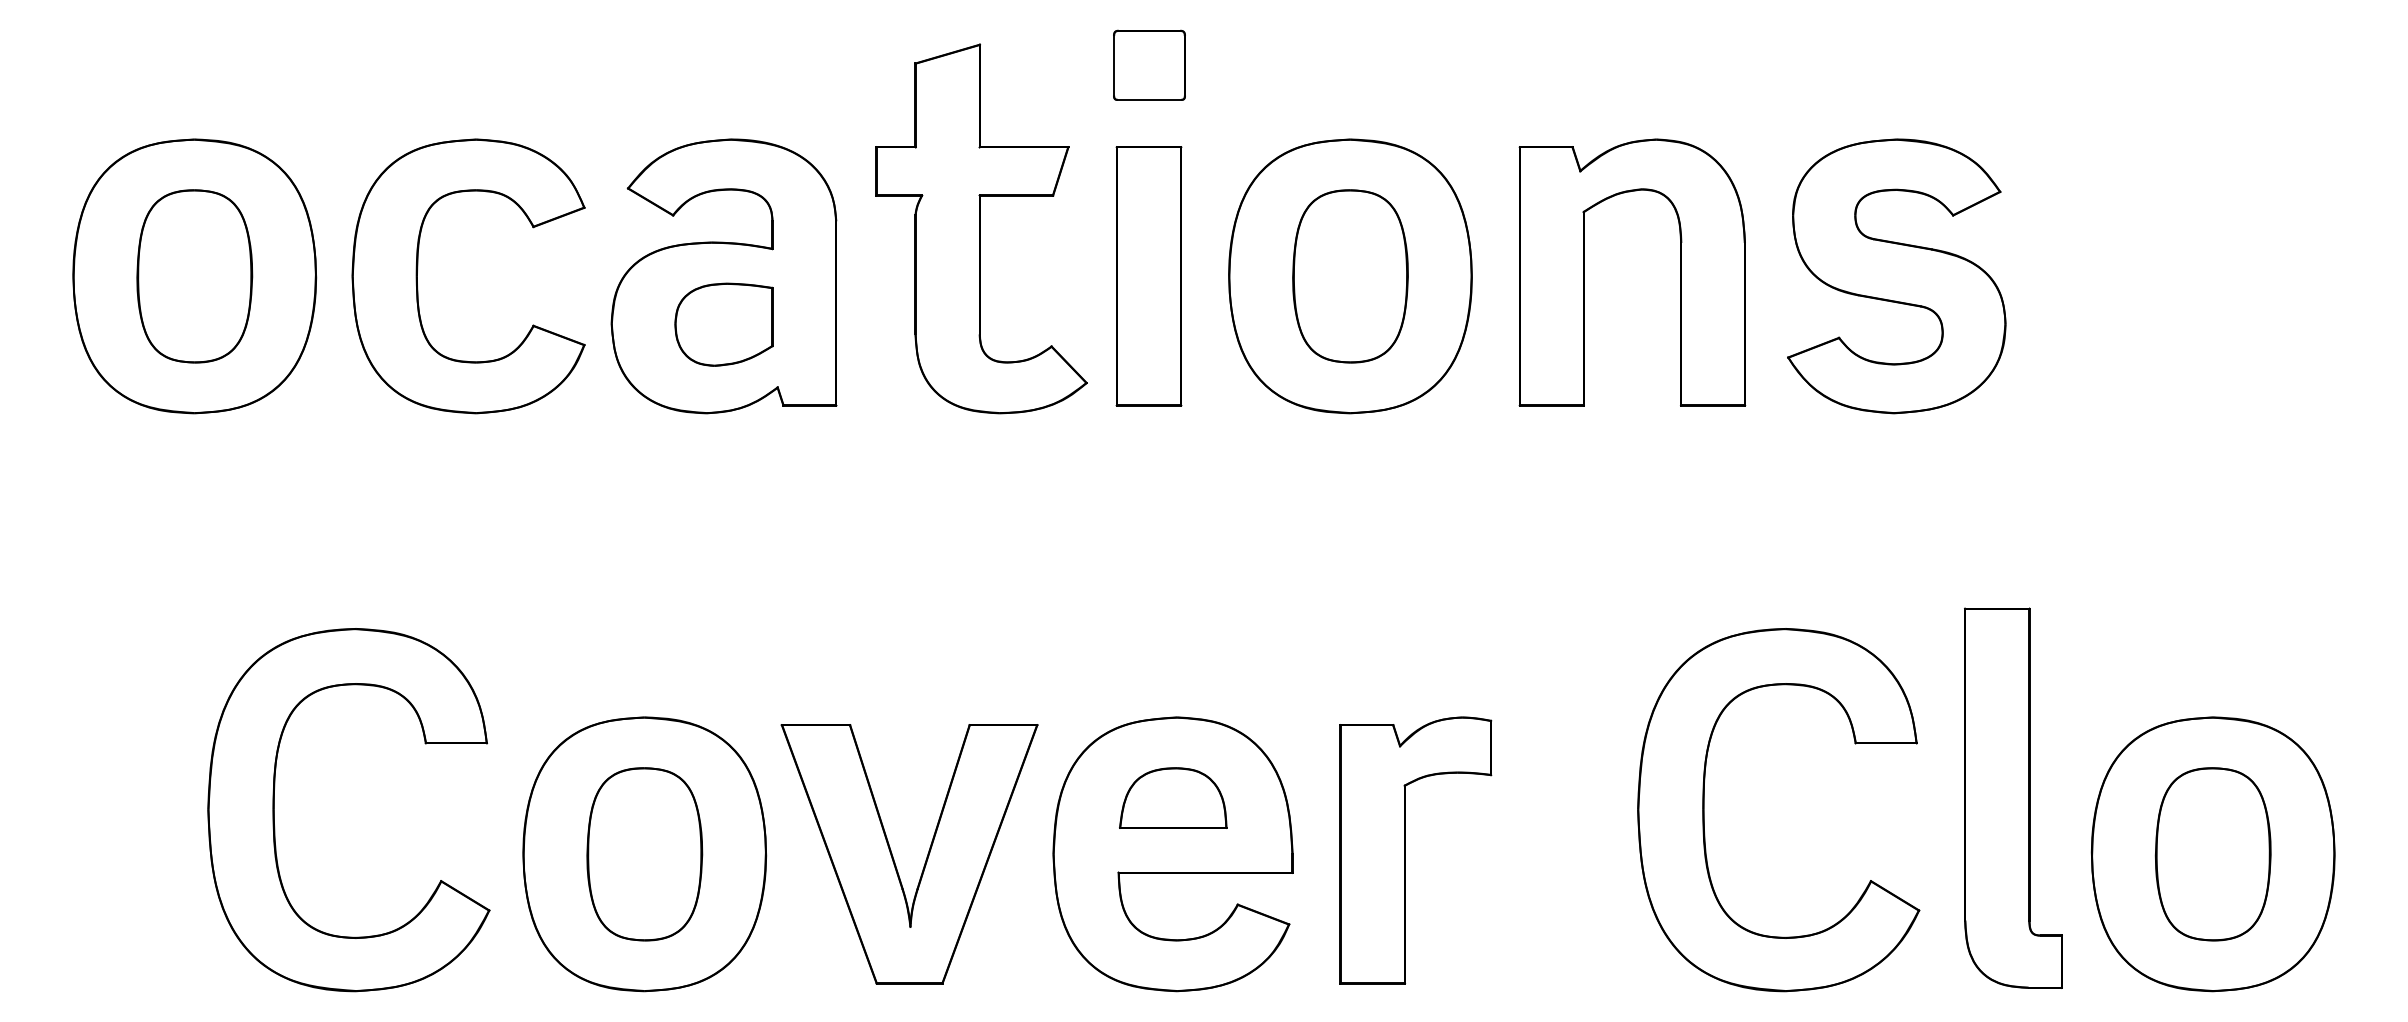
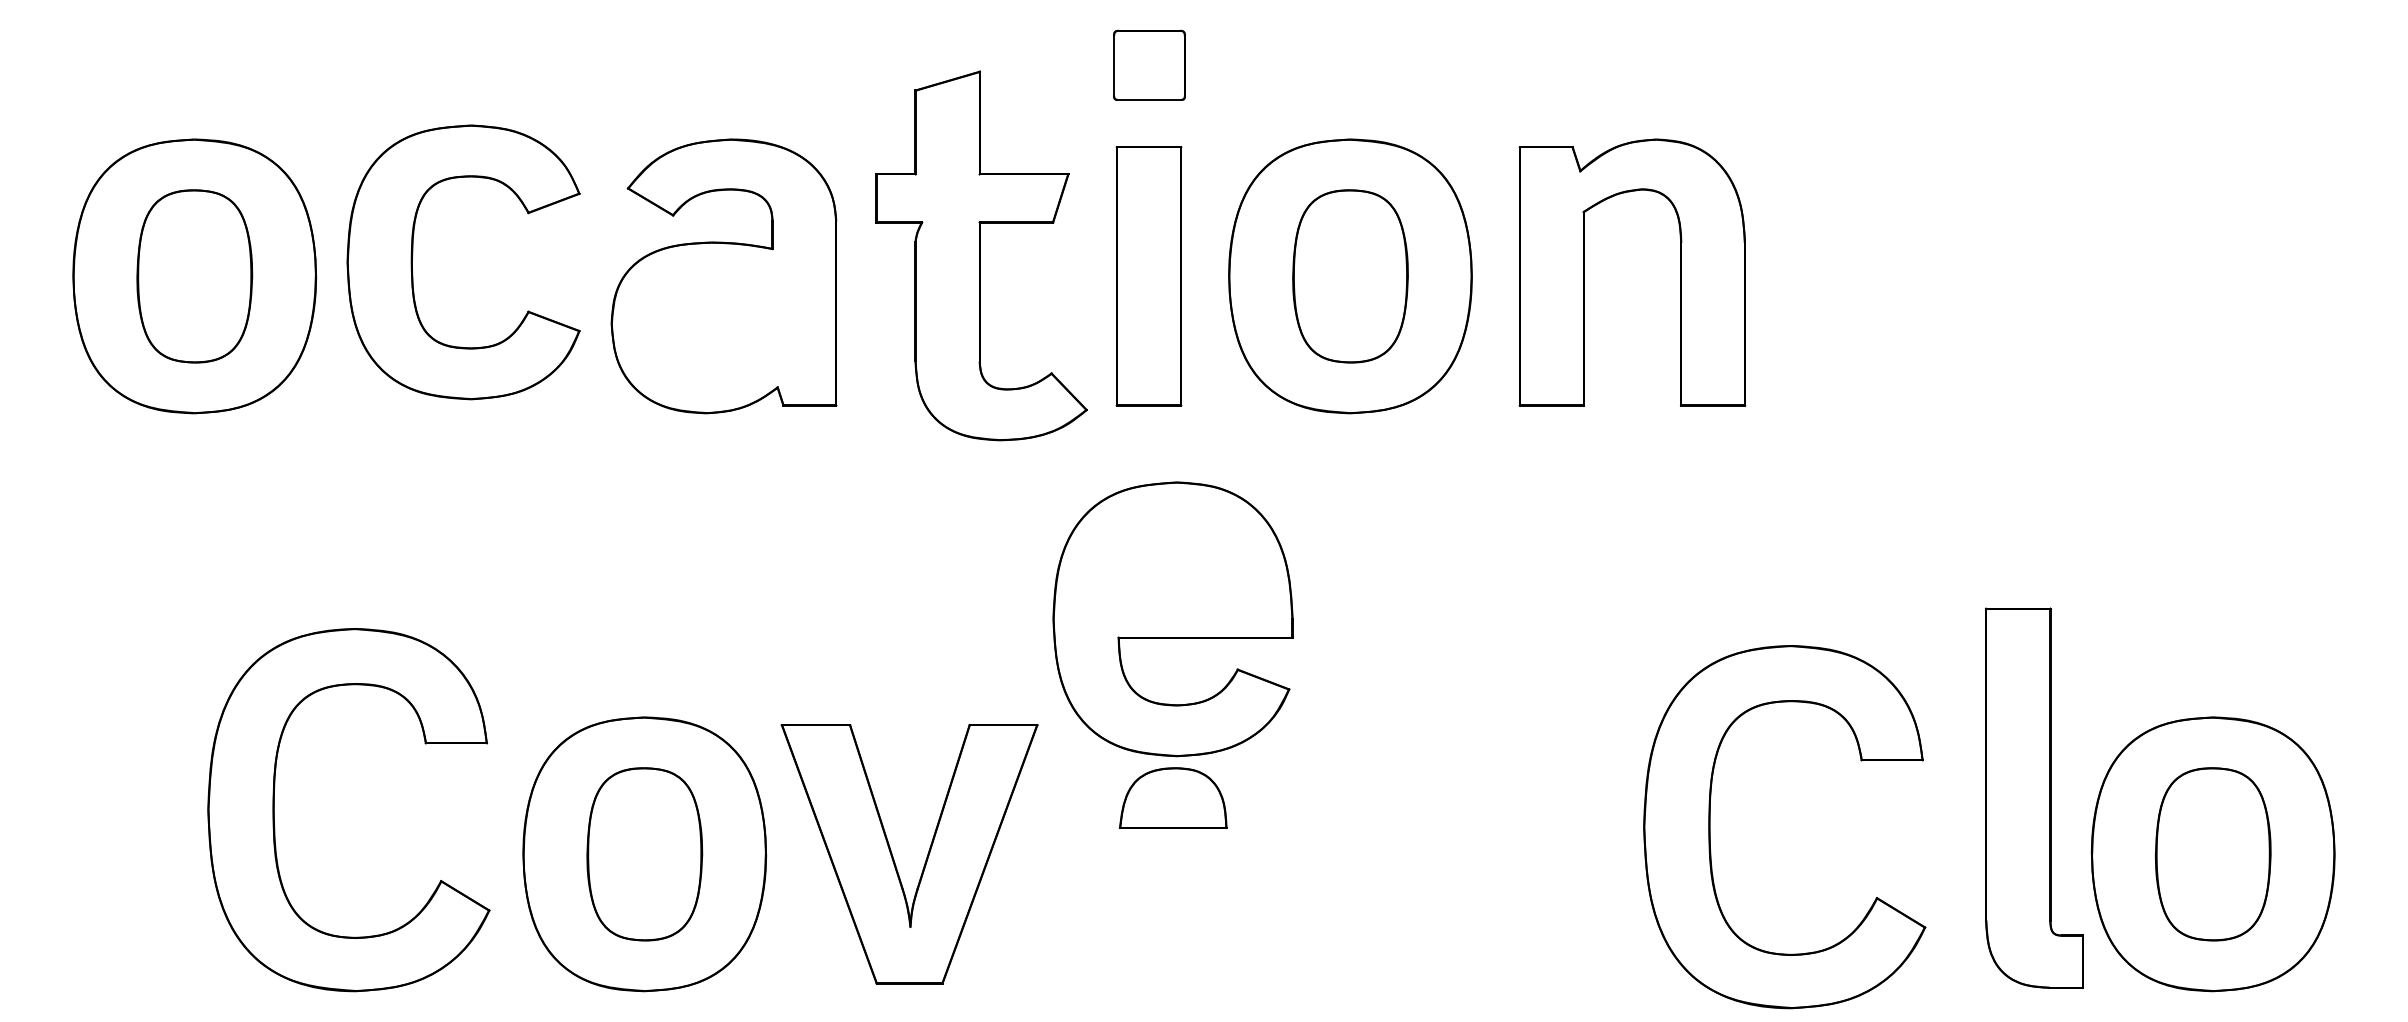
part position: (981, 228) -> (981, 255) (981, 255)
part position: (418, 267) -> (413, 253) (413, 253)
part: present -> none (1896, 276)
part: present -> none (723, 324)
part position: (2013, 797) -> (2034, 797) (2034, 797)
part position: (1704, 810) -> (1710, 827) (1710, 827)
part: present -> none (1405, 850)
part position: (1172, 854) -> (1172, 619) (1172, 619)
